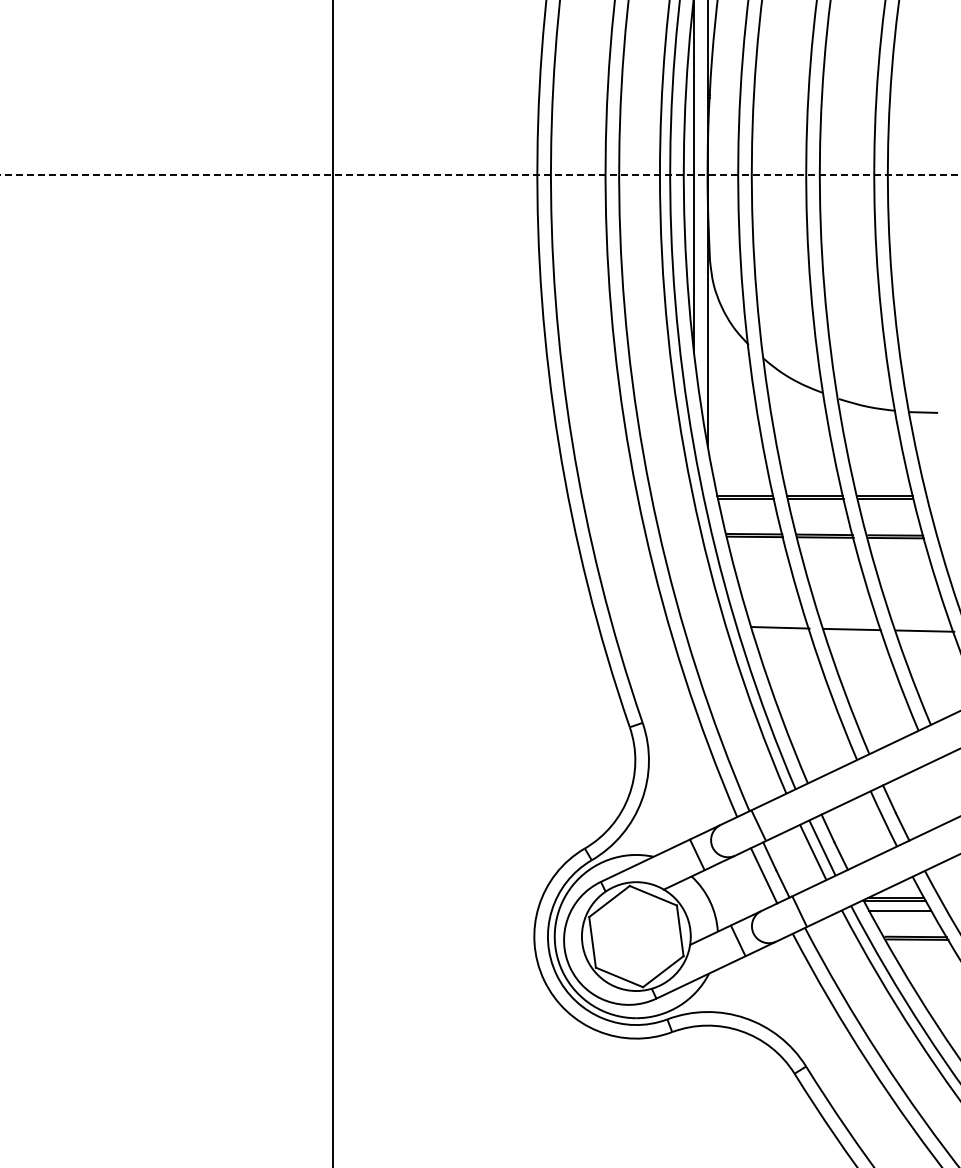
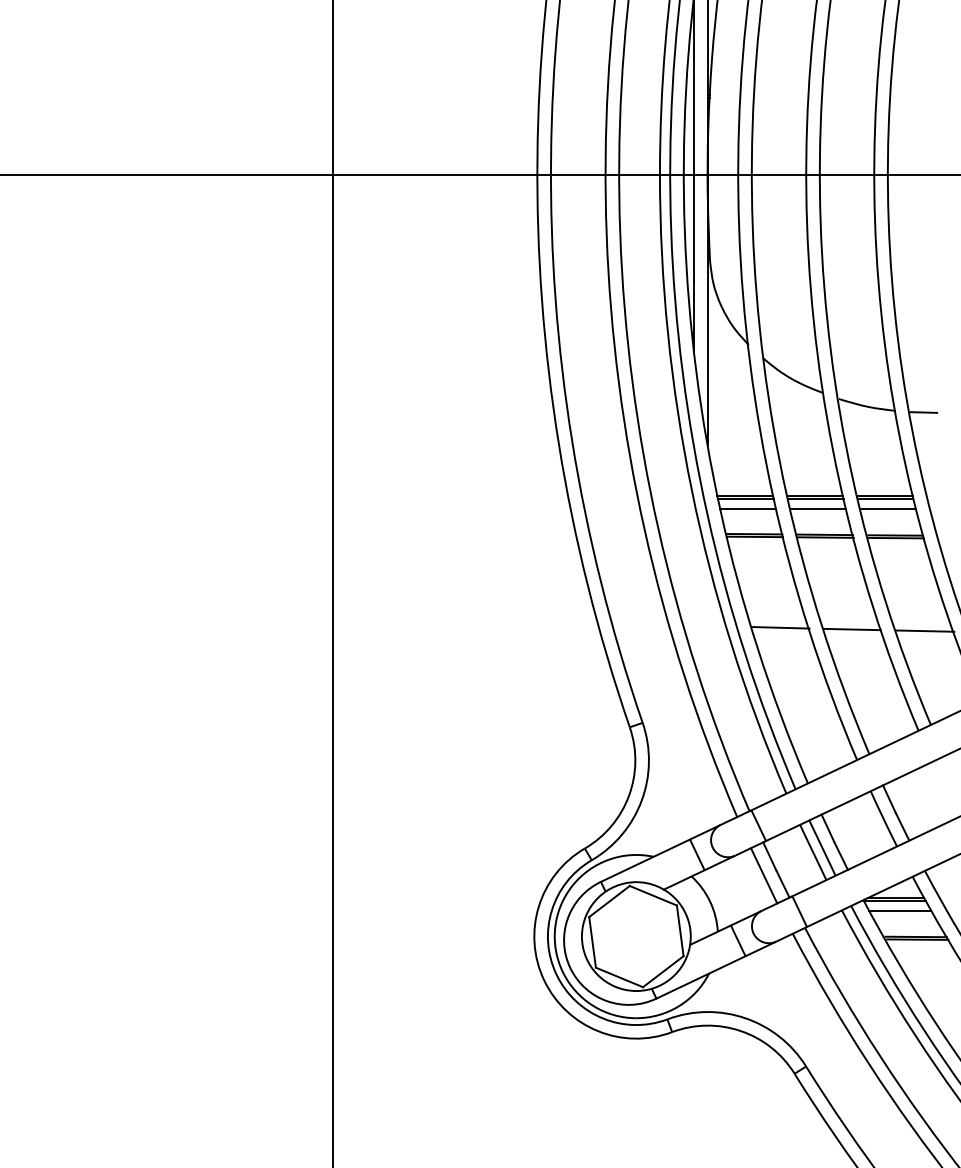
line: dashed -> solid (480, 174)
line: none -> present (748, 509)
line: none -> present (817, 509)
line: none -> present (887, 509)
